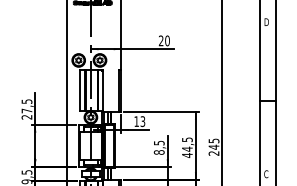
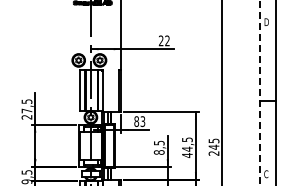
text: 20 -> 22 (167, 40)
line: present -> none (66, 92)
line: solid -> dashed (260, 92)
text: 13 -> 83 (136, 121)
